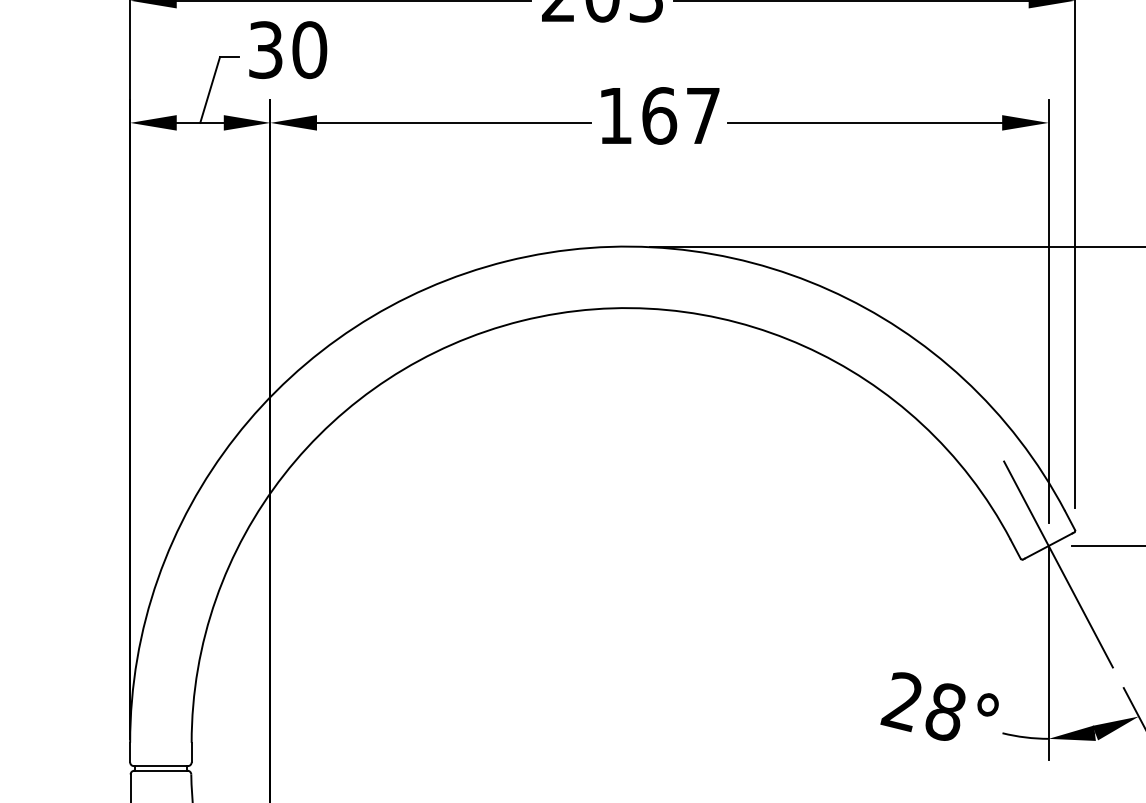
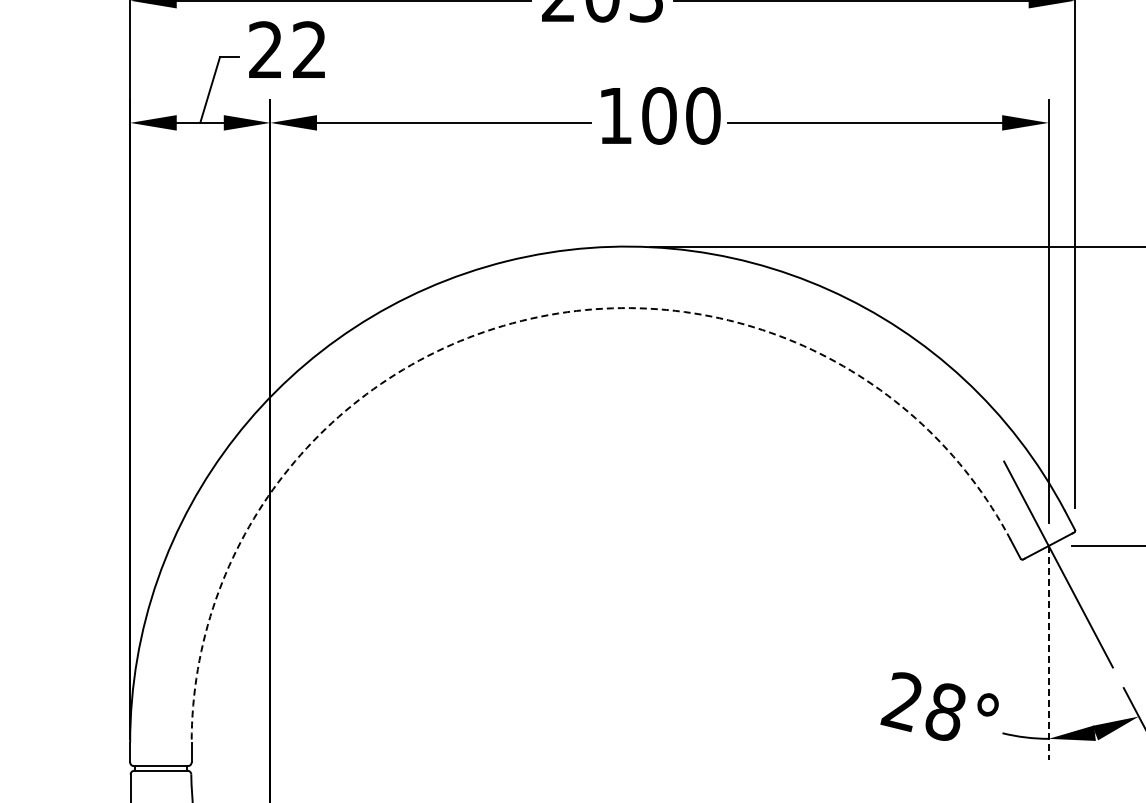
text: 30 -> 22 (288, 50)
text: 167 -> 100 (681, 115)
arc: solid -> dashed (521, 320)
line: solid -> dashed (1048, 652)
